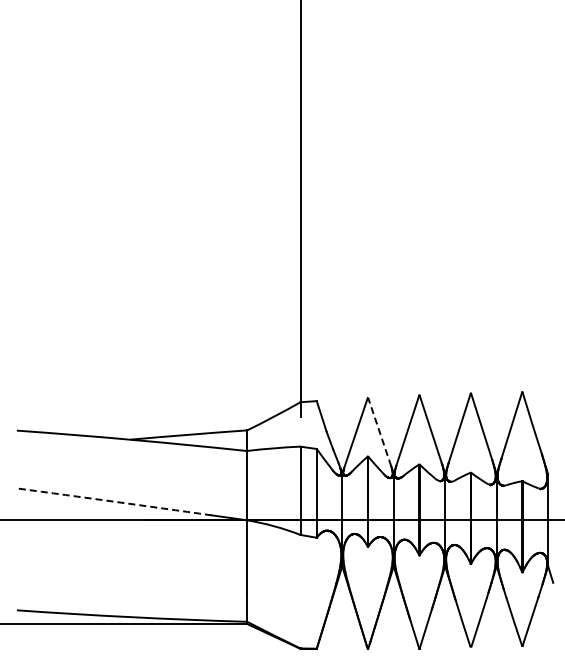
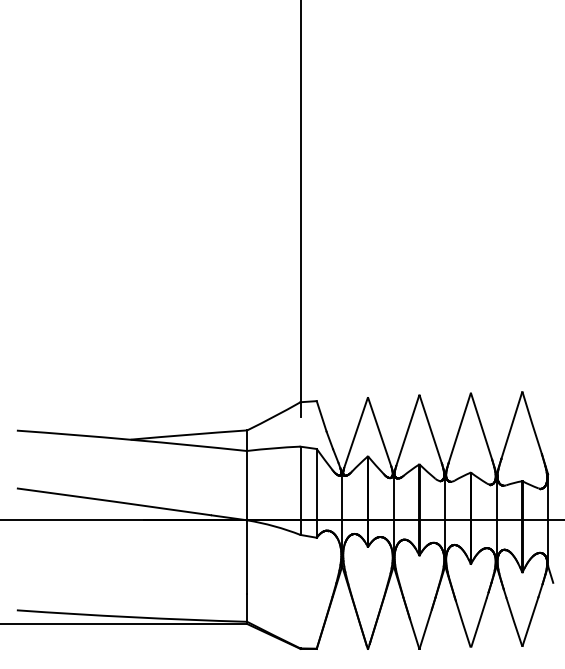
line: dashed -> solid (379, 431)
arc: dashed -> solid (114, 501)
